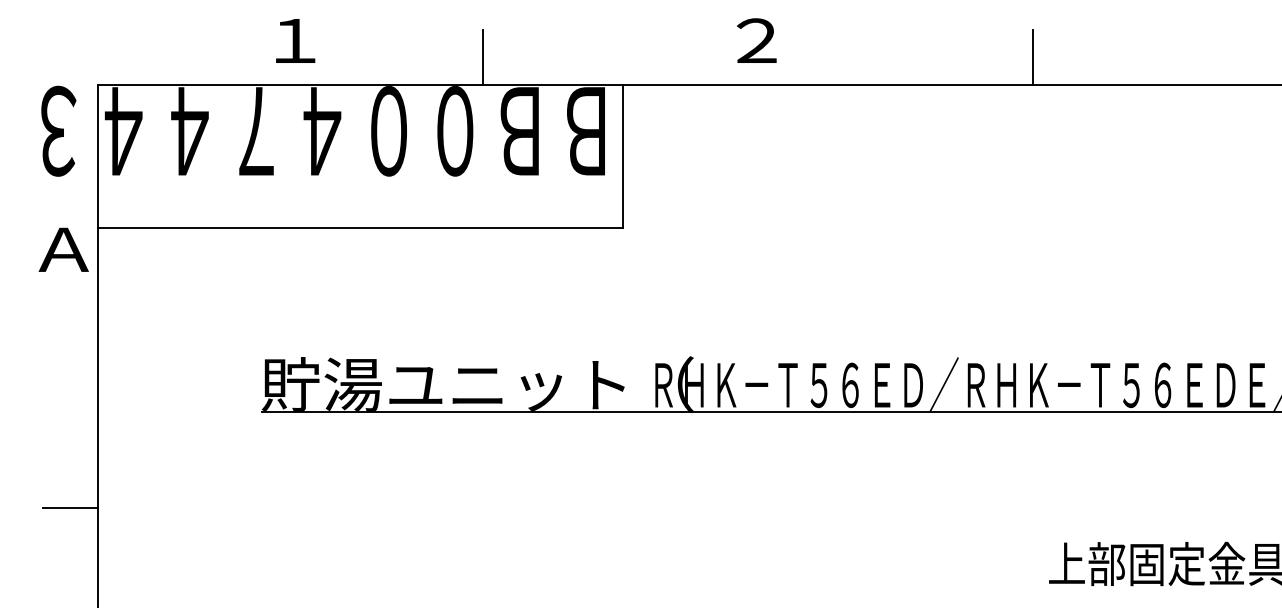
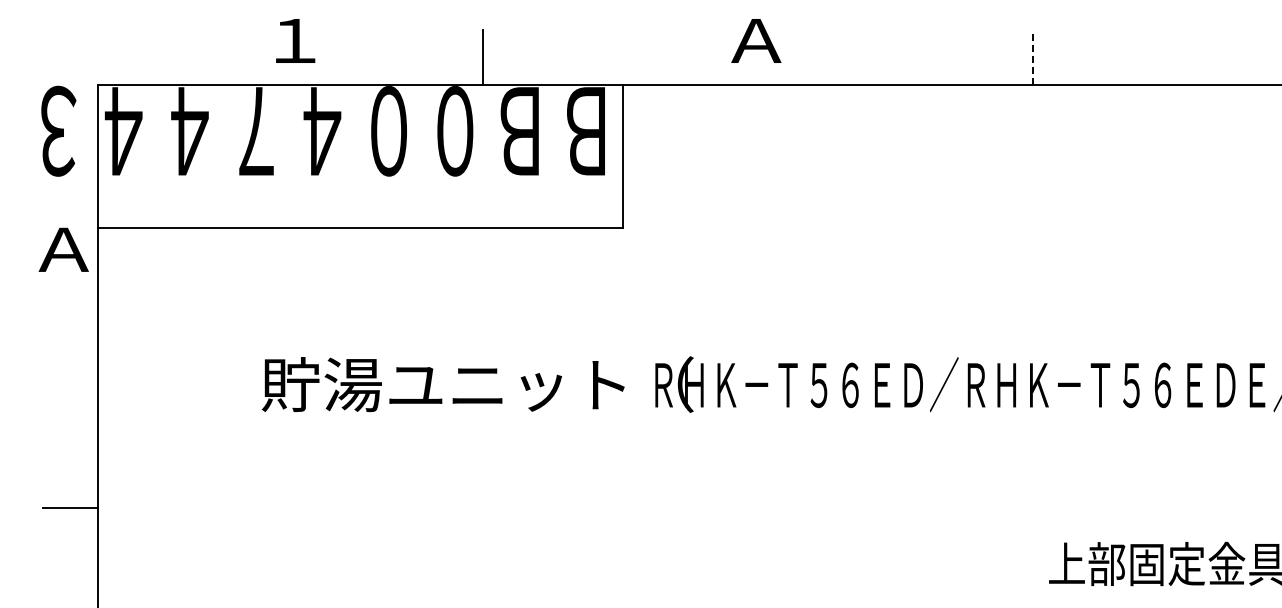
text: ２ -> Ａ (756, 40)
line: solid -> dashed (1032, 57)
line: present -> none (769, 411)
